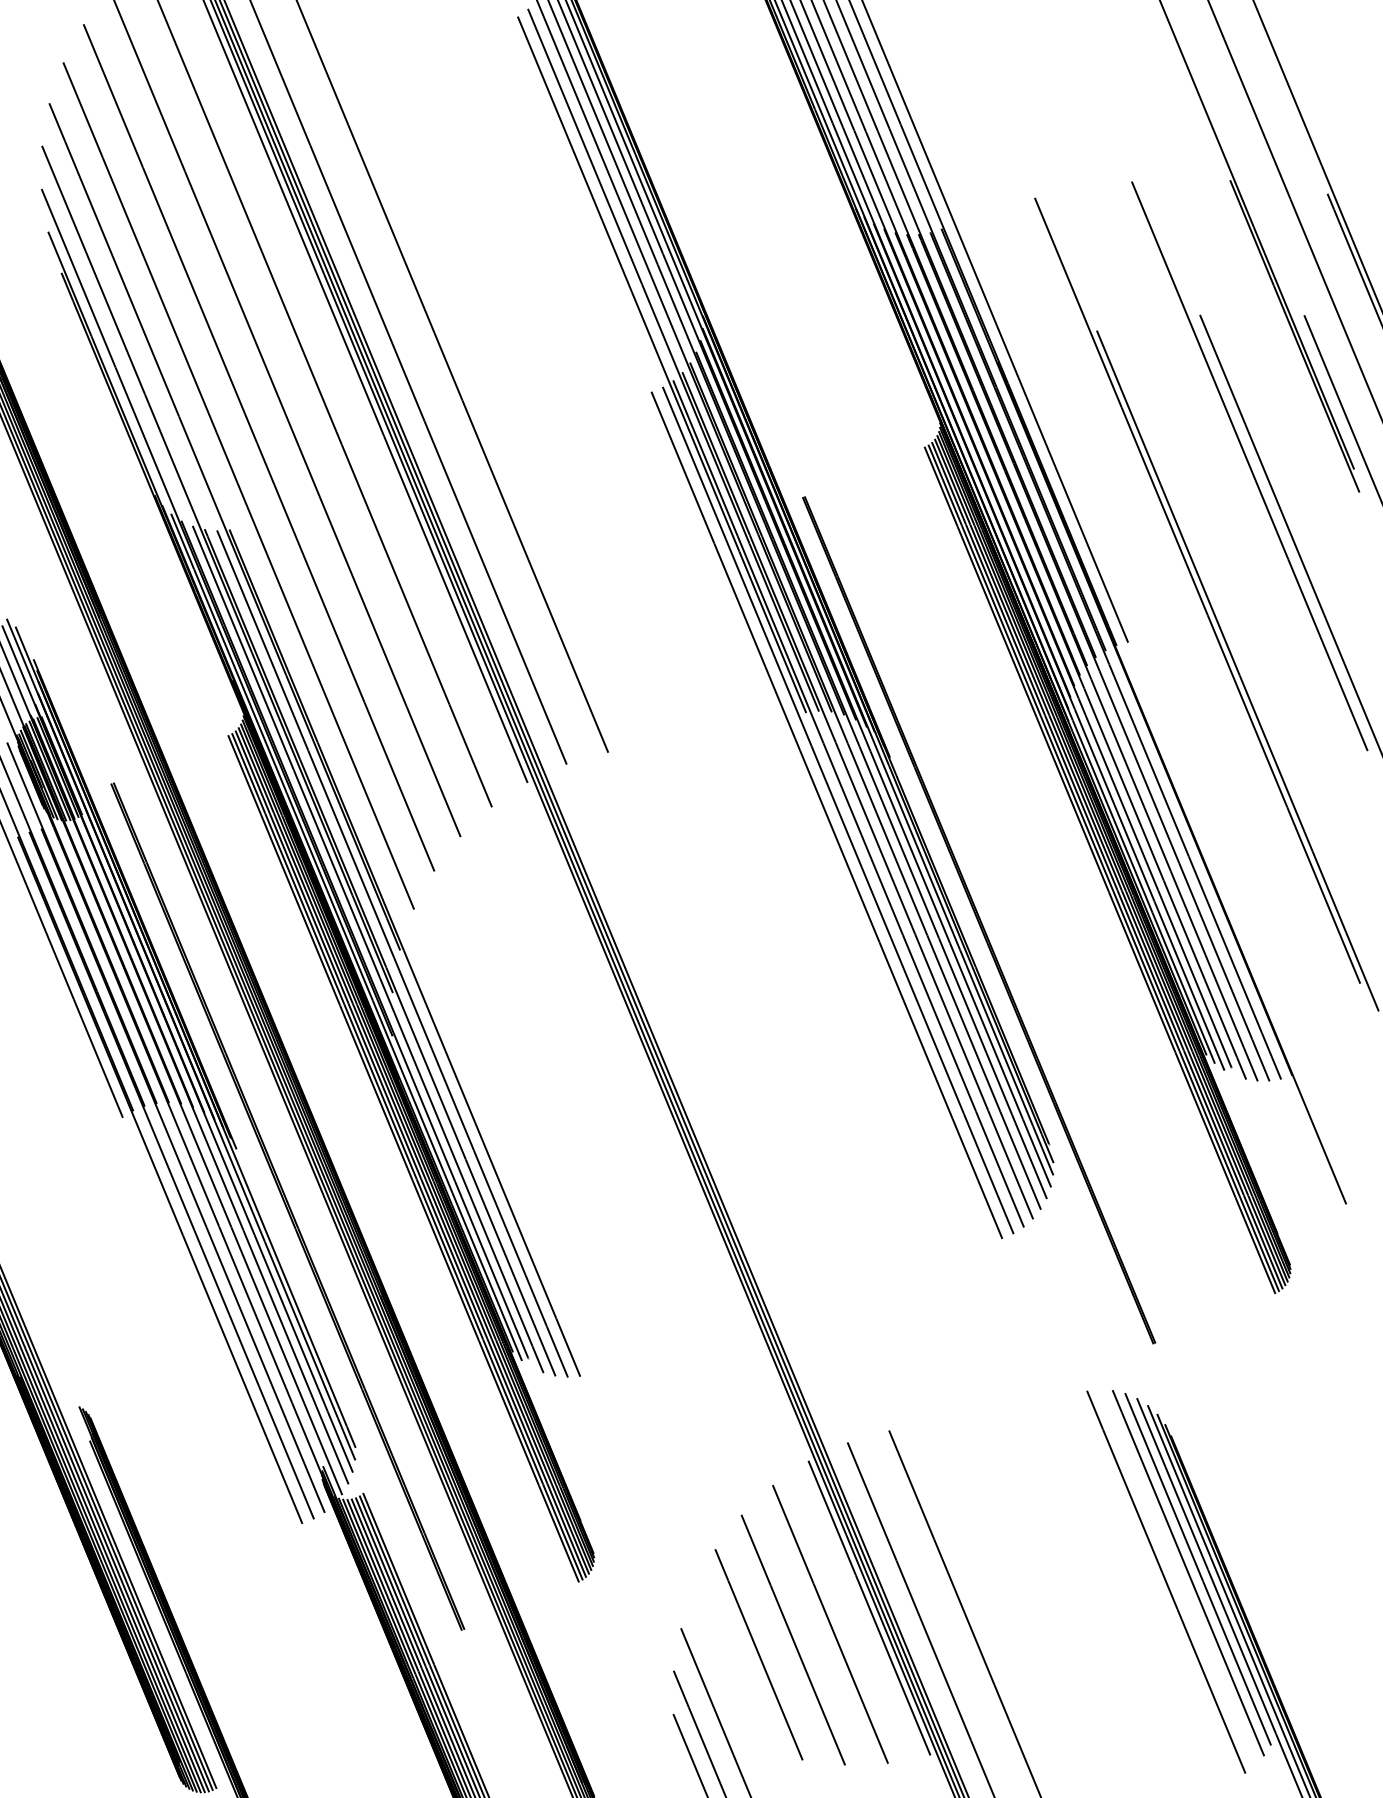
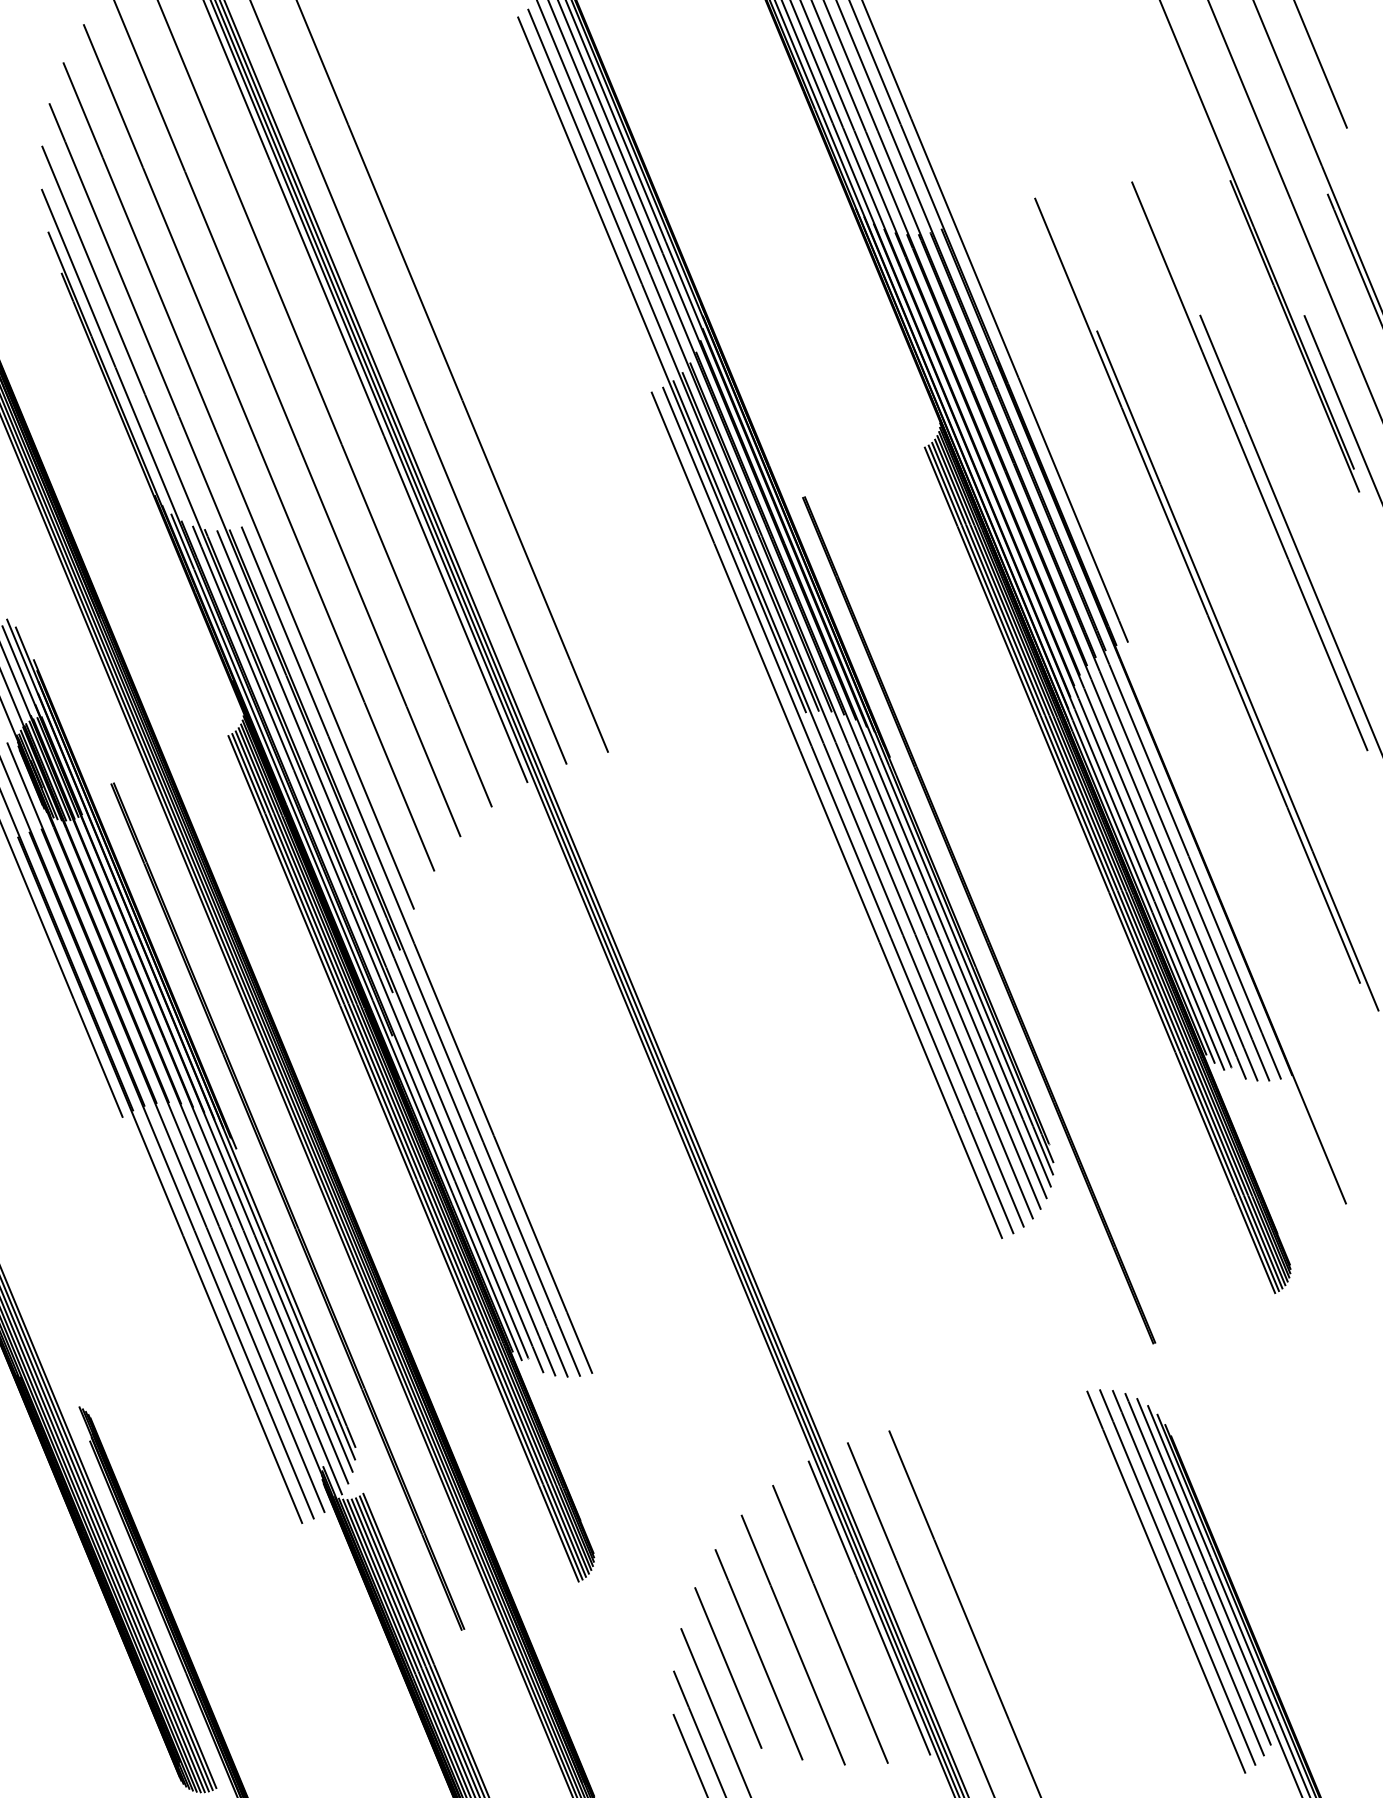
line: none -> present (1320, 65)
line: none -> present (416, 949)
line: none -> present (1177, 1577)
line: none -> present (727, 1667)
